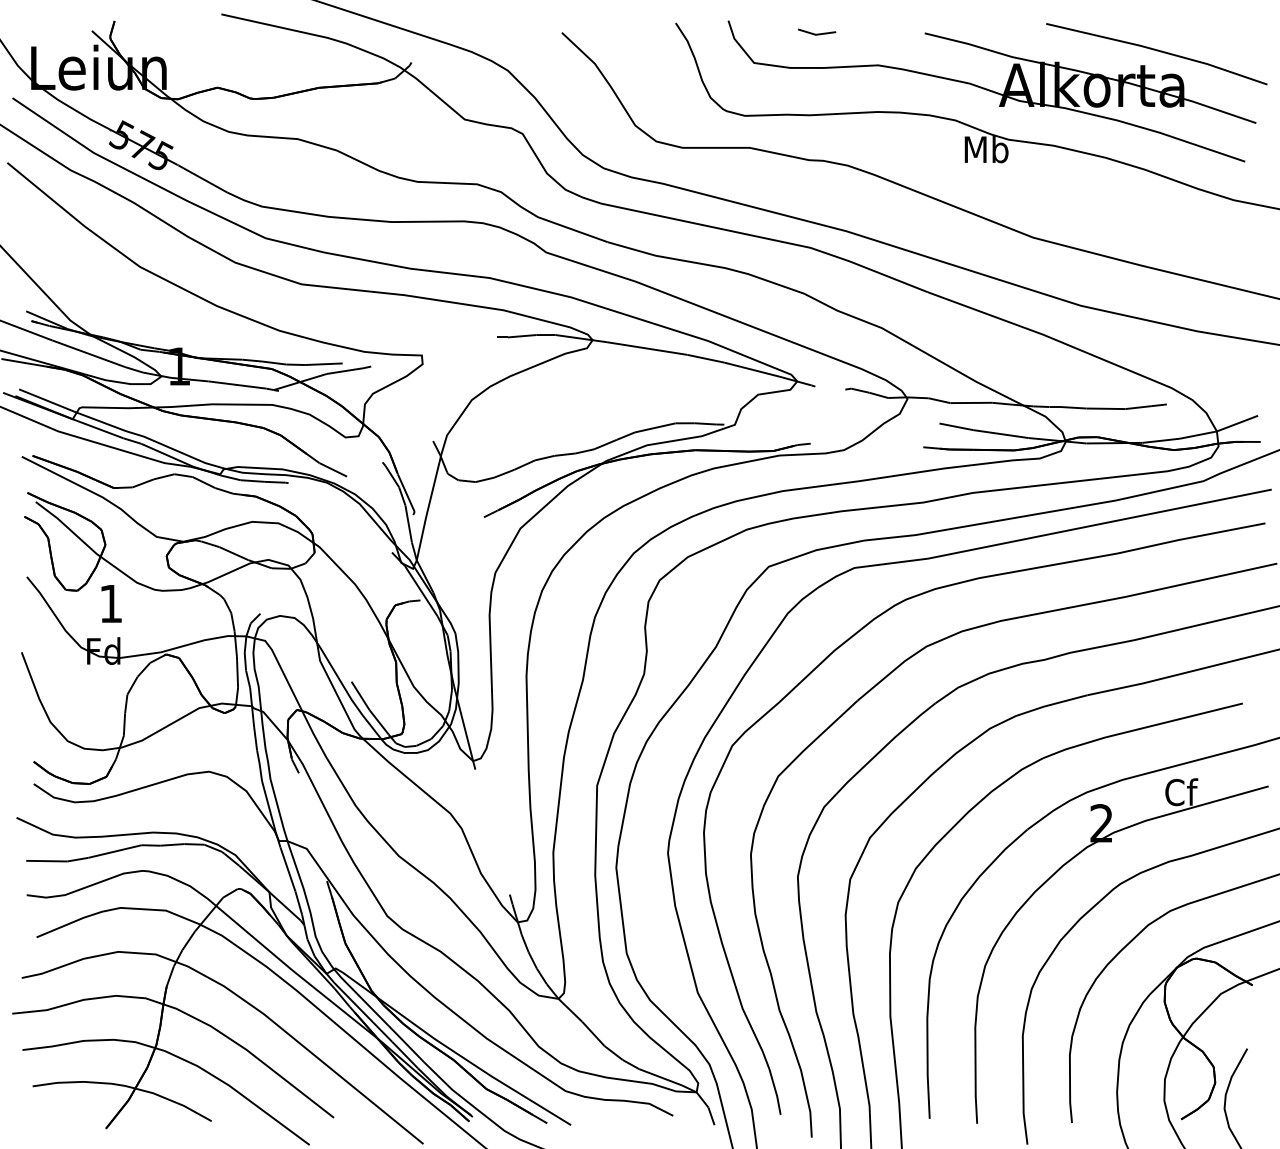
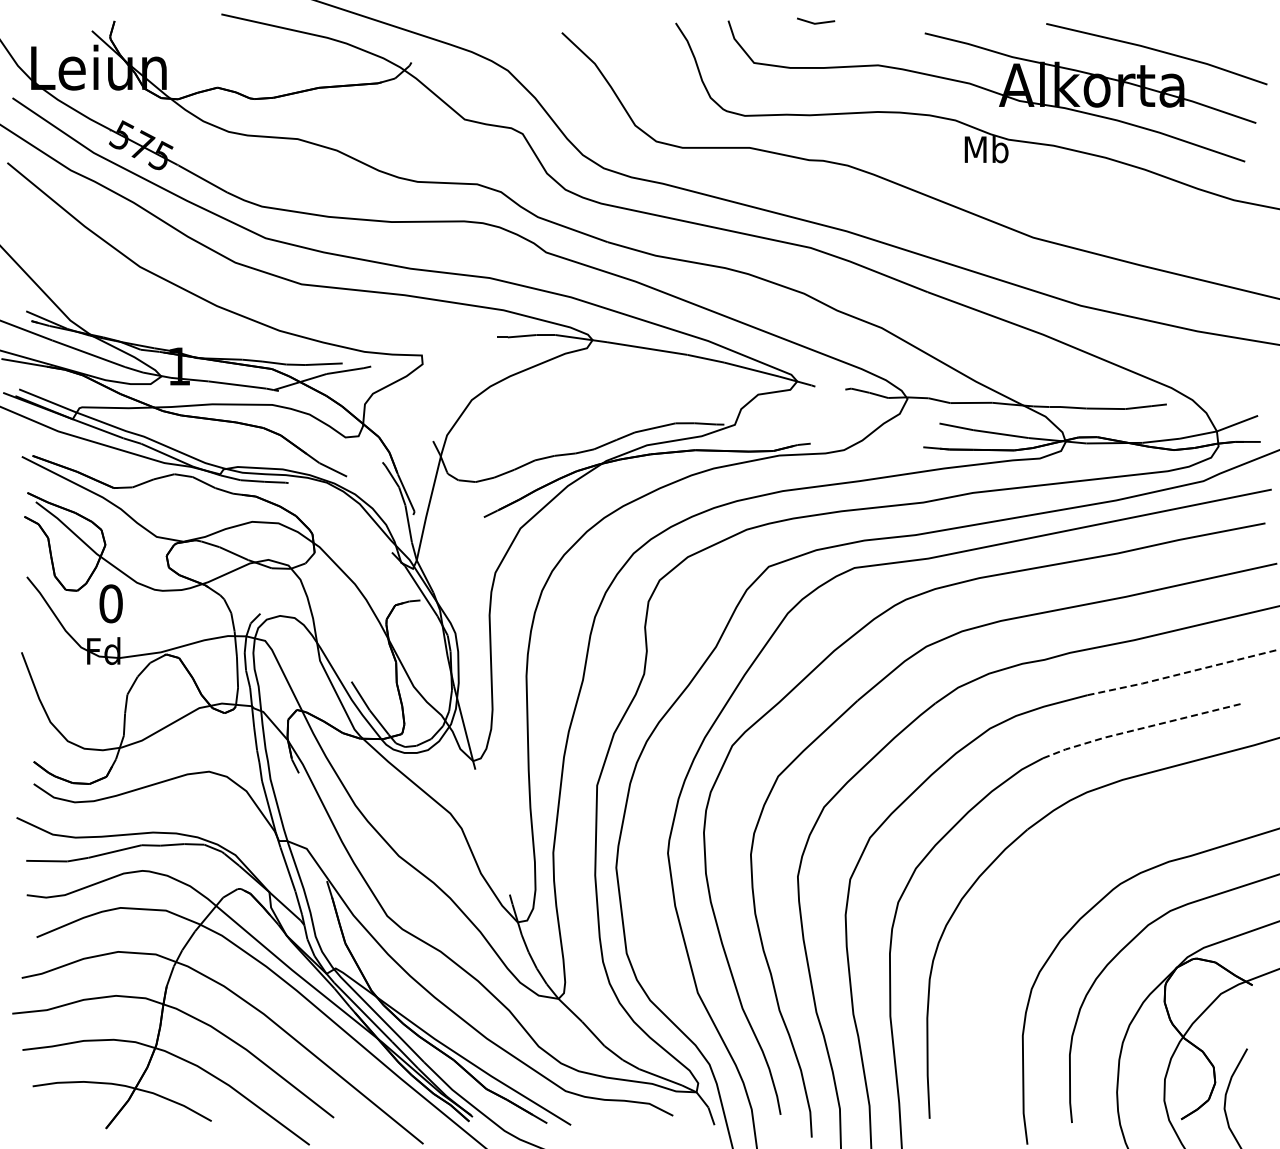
line position: (817, 33) -> (816, 22) (816, 22)
text: 1 -> 0 (110, 603)
line: solid -> dashed (1183, 673)
line: solid -> dashed (1140, 728)
part: present -> none (1054, 875)
